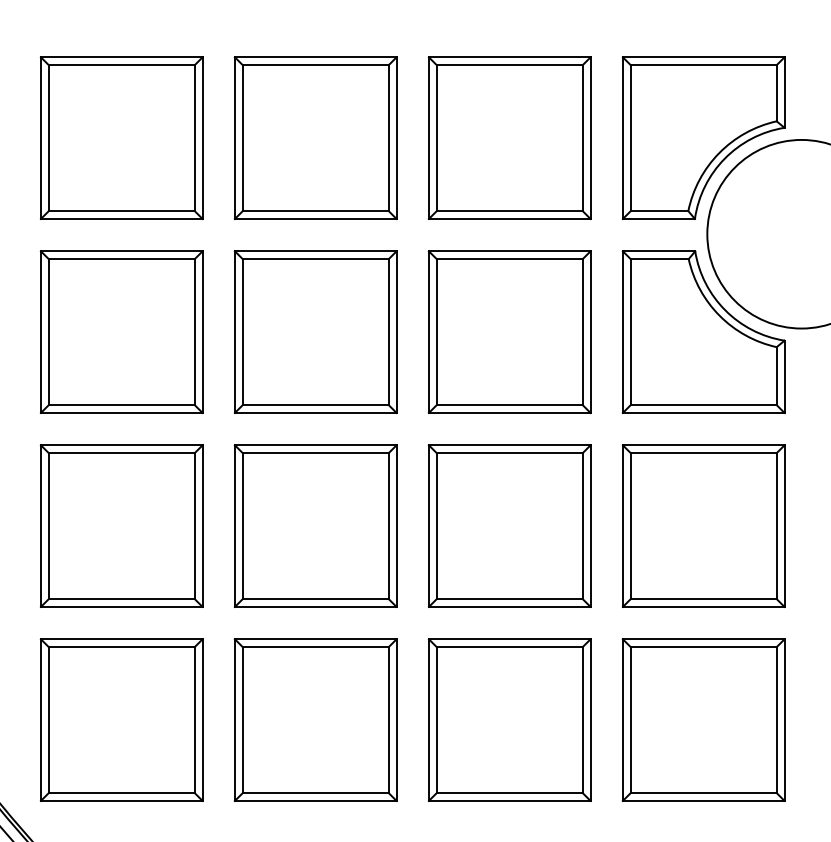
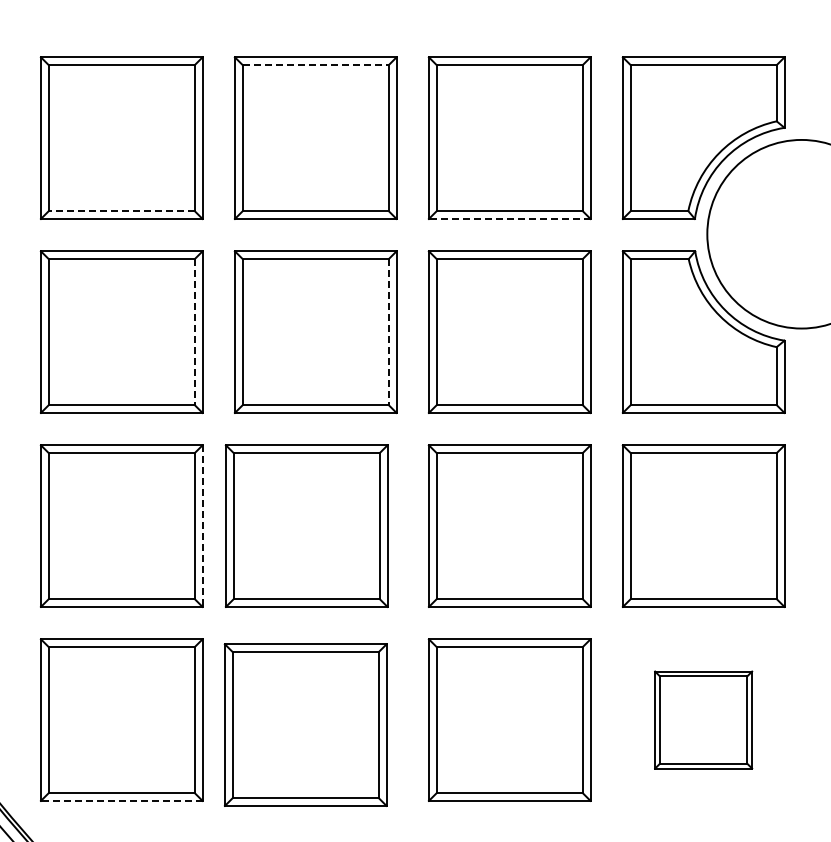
line: solid -> dashed (315, 65)
line: solid -> dashed (121, 211)
line: solid -> dashed (509, 218)
line: solid -> dashed (194, 332)
line: solid -> dashed (388, 332)
part position: (315, 525) -> (306, 525) (306, 525)
line: solid -> dashed (202, 526)
part position: (315, 719) -> (305, 724) (305, 724)
part size: 165x164 px -> 100x100 px (703, 719)
line: solid -> dashed (121, 800)
